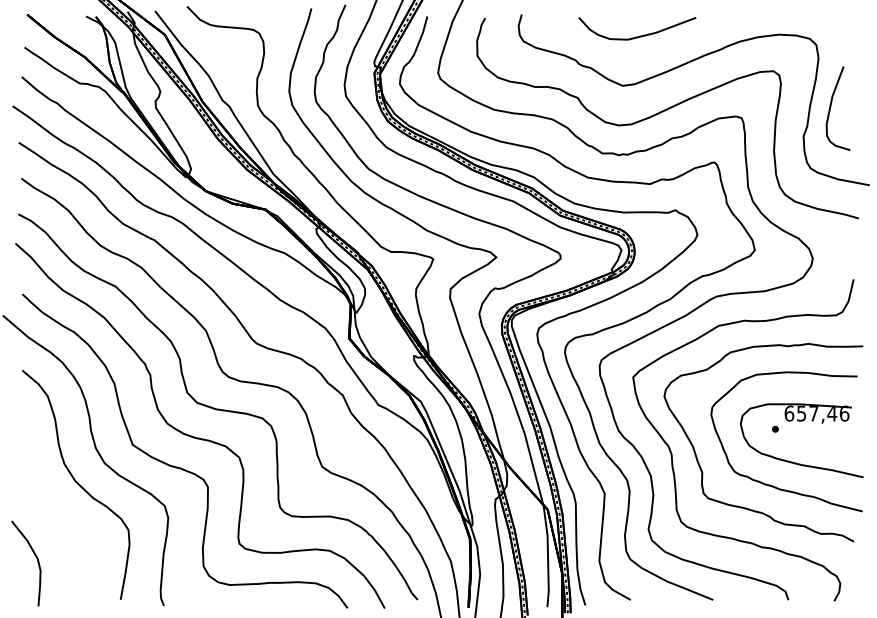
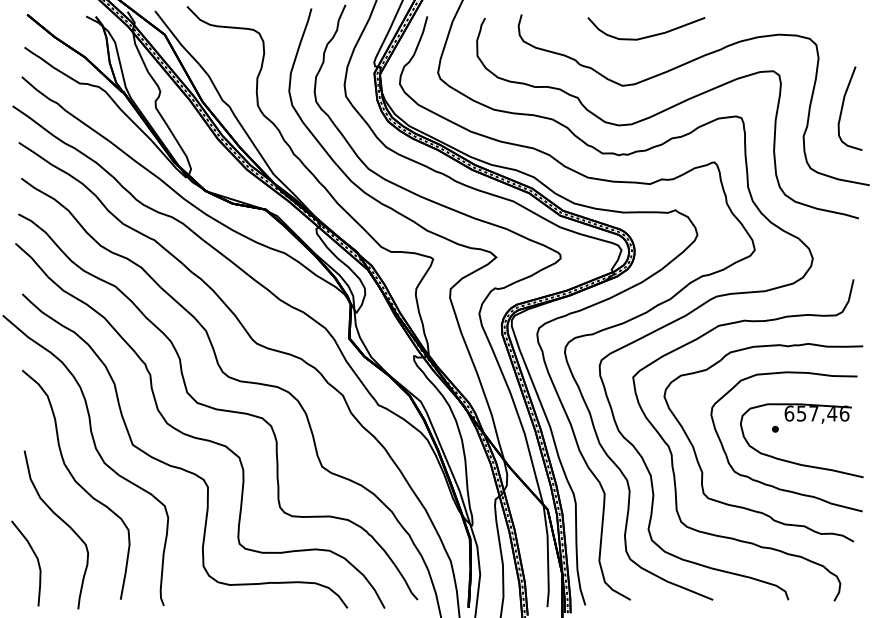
curve position: (639, 35) -> (648, 35) (648, 35)
curve position: (831, 107) -> (843, 107) (843, 107)
curve: none -> present (62, 521)
